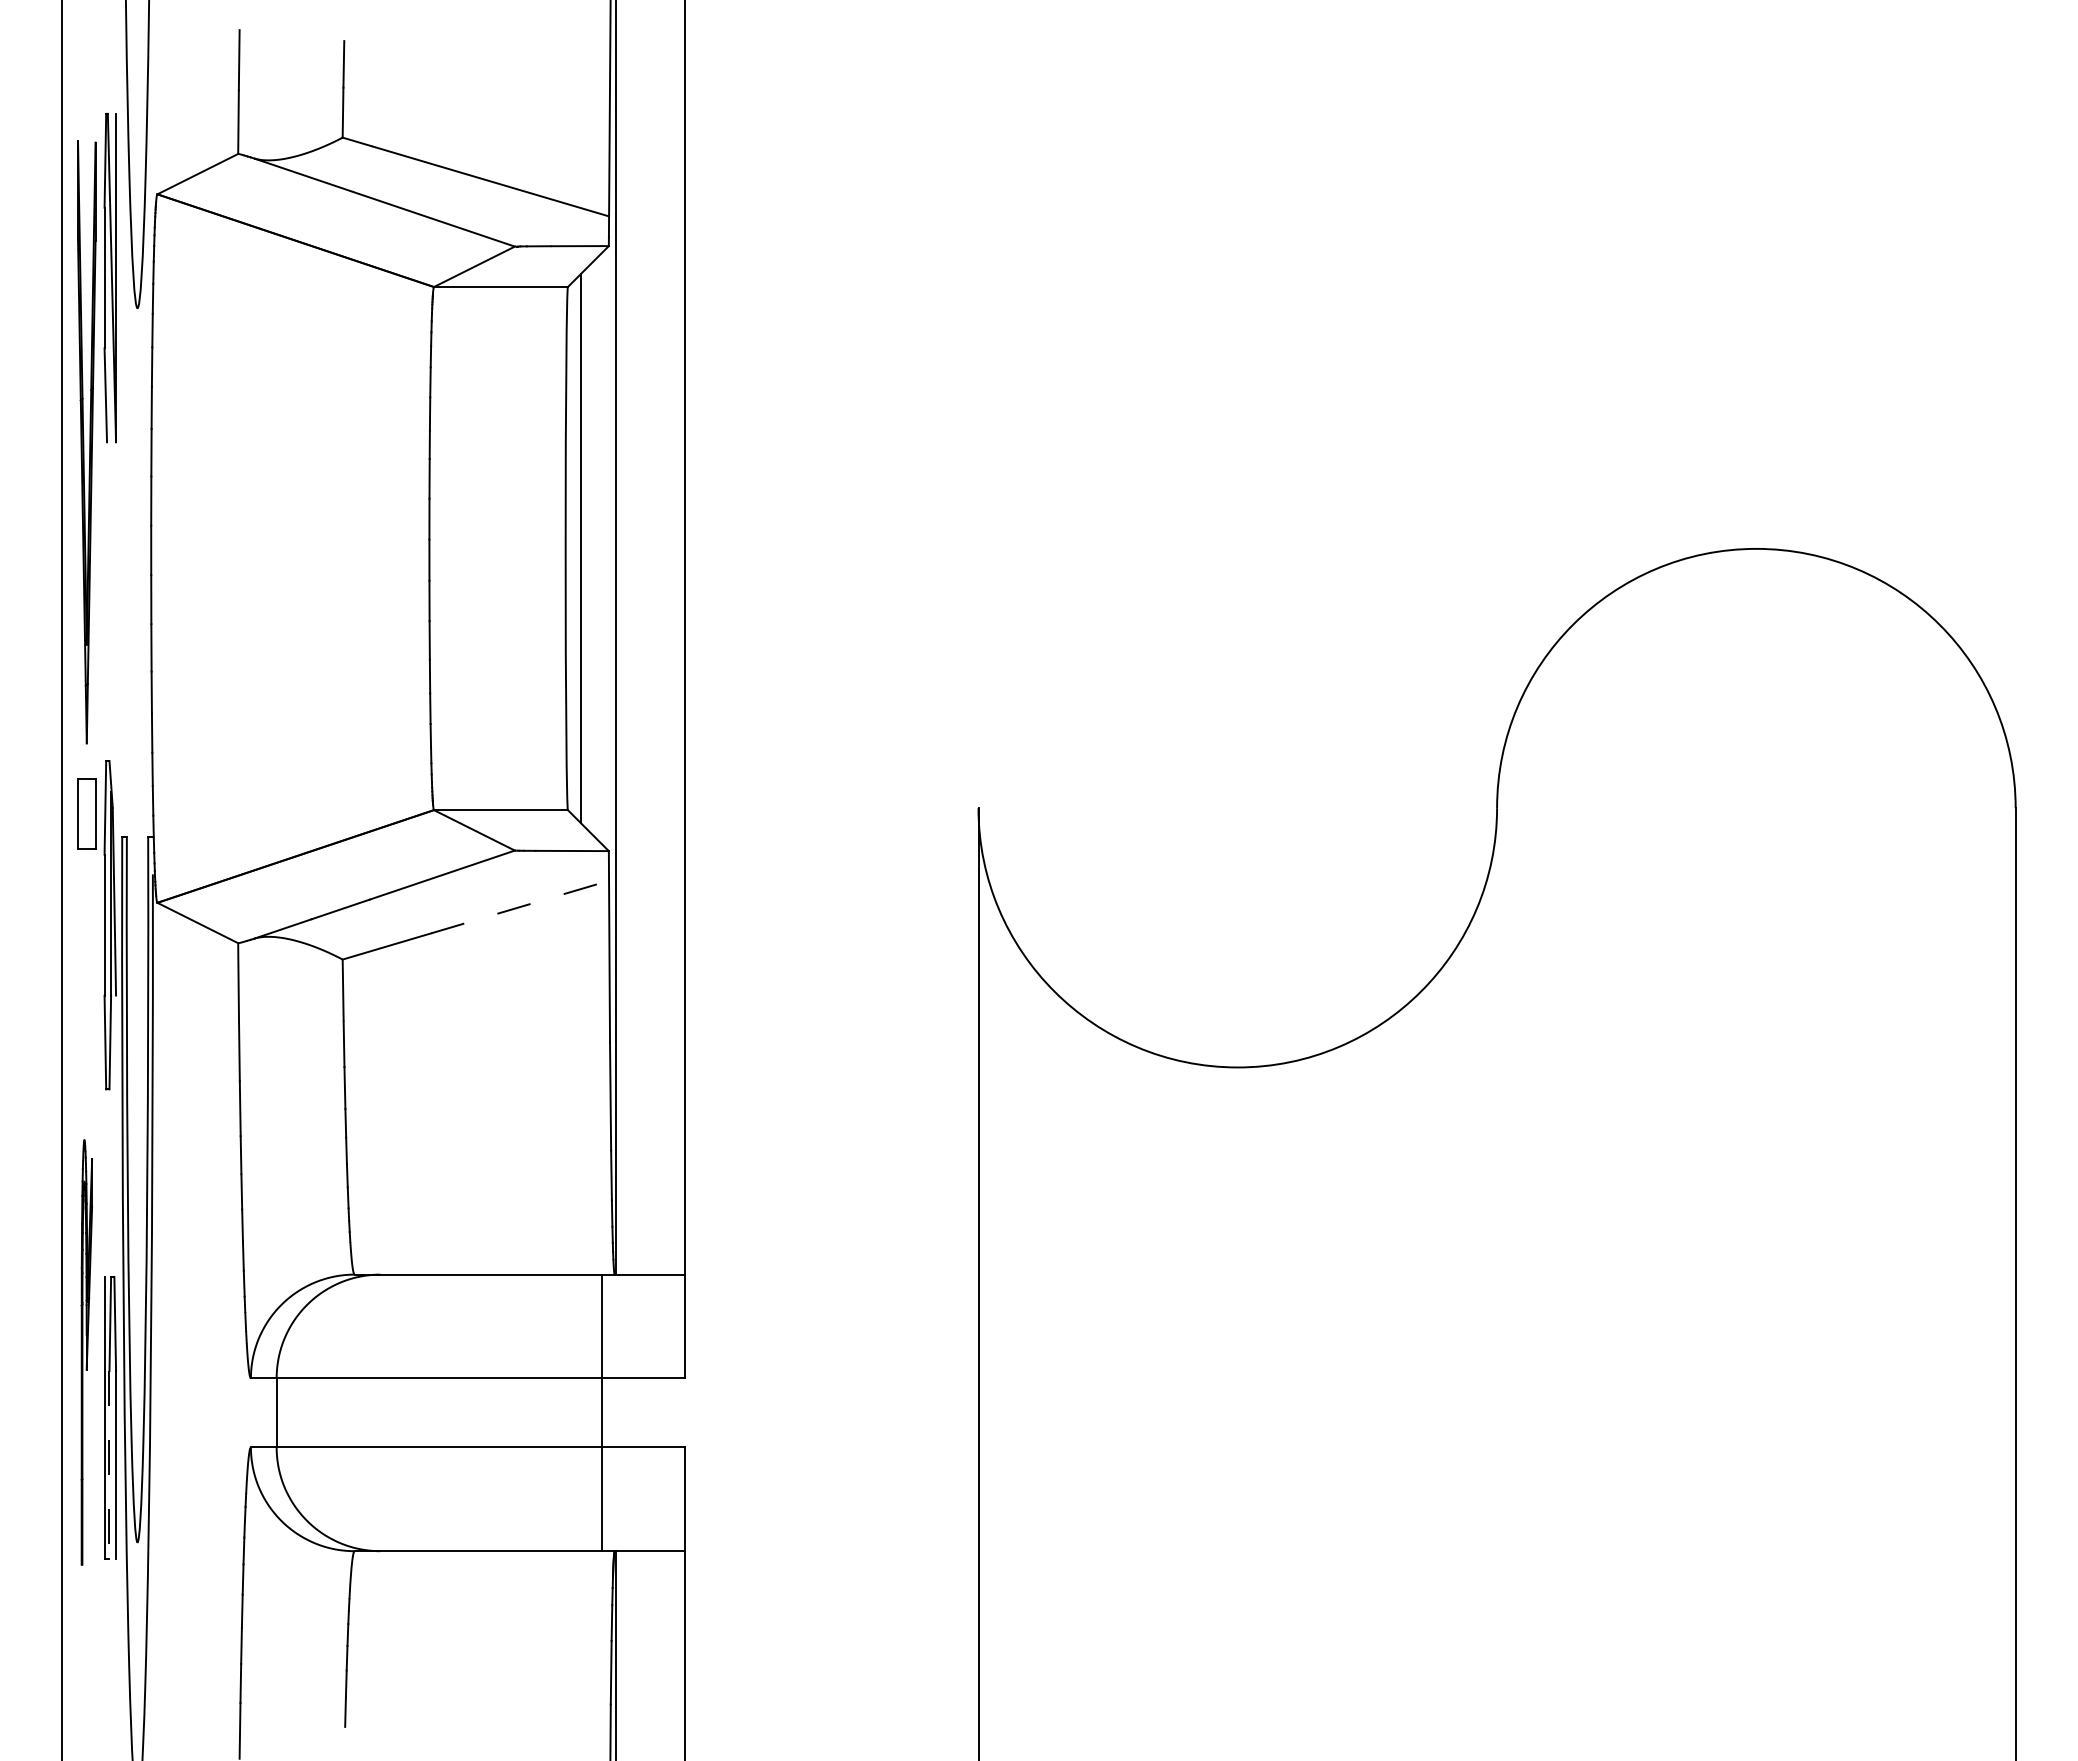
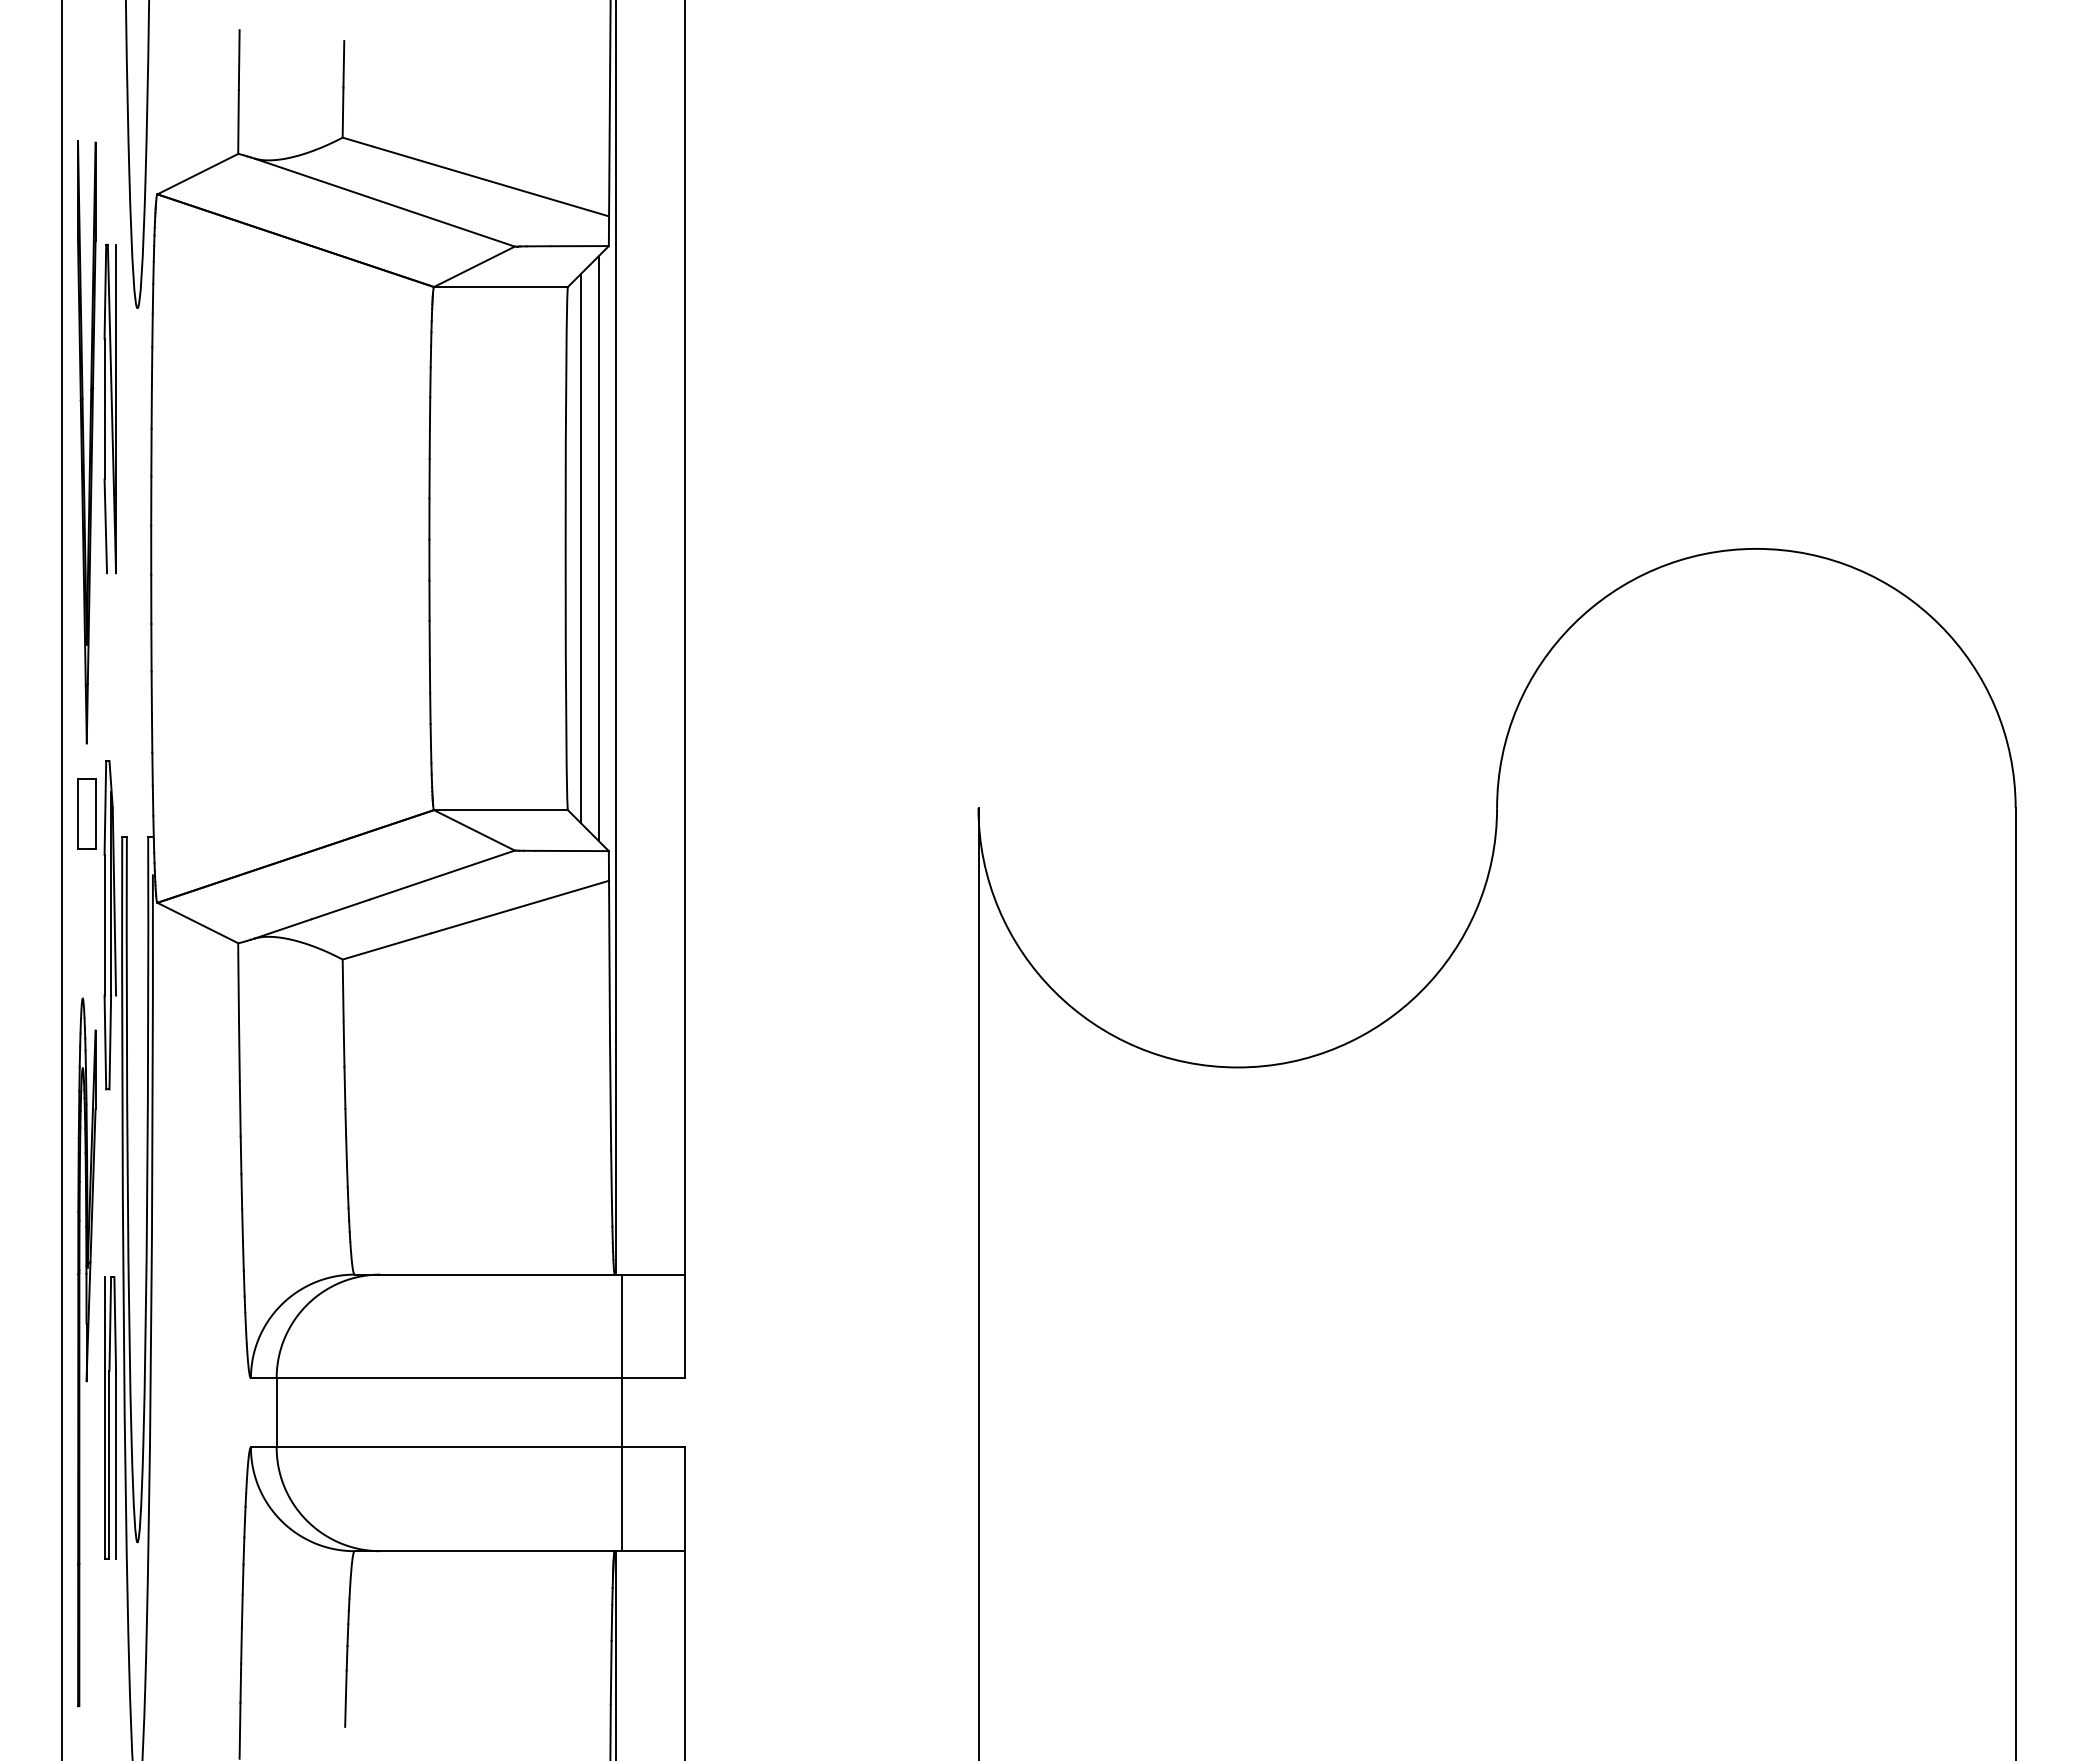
part position: (109, 277) -> (109, 408) (109, 408)
line: none -> present (599, 548)
line: dashed -> solid (520, 907)
part size: 13x427 px -> 20x711 px (86, 1352)
line position: (602, 1412) -> (622, 1412) (622, 1412)
line: dashed -> solid (109, 1464)
